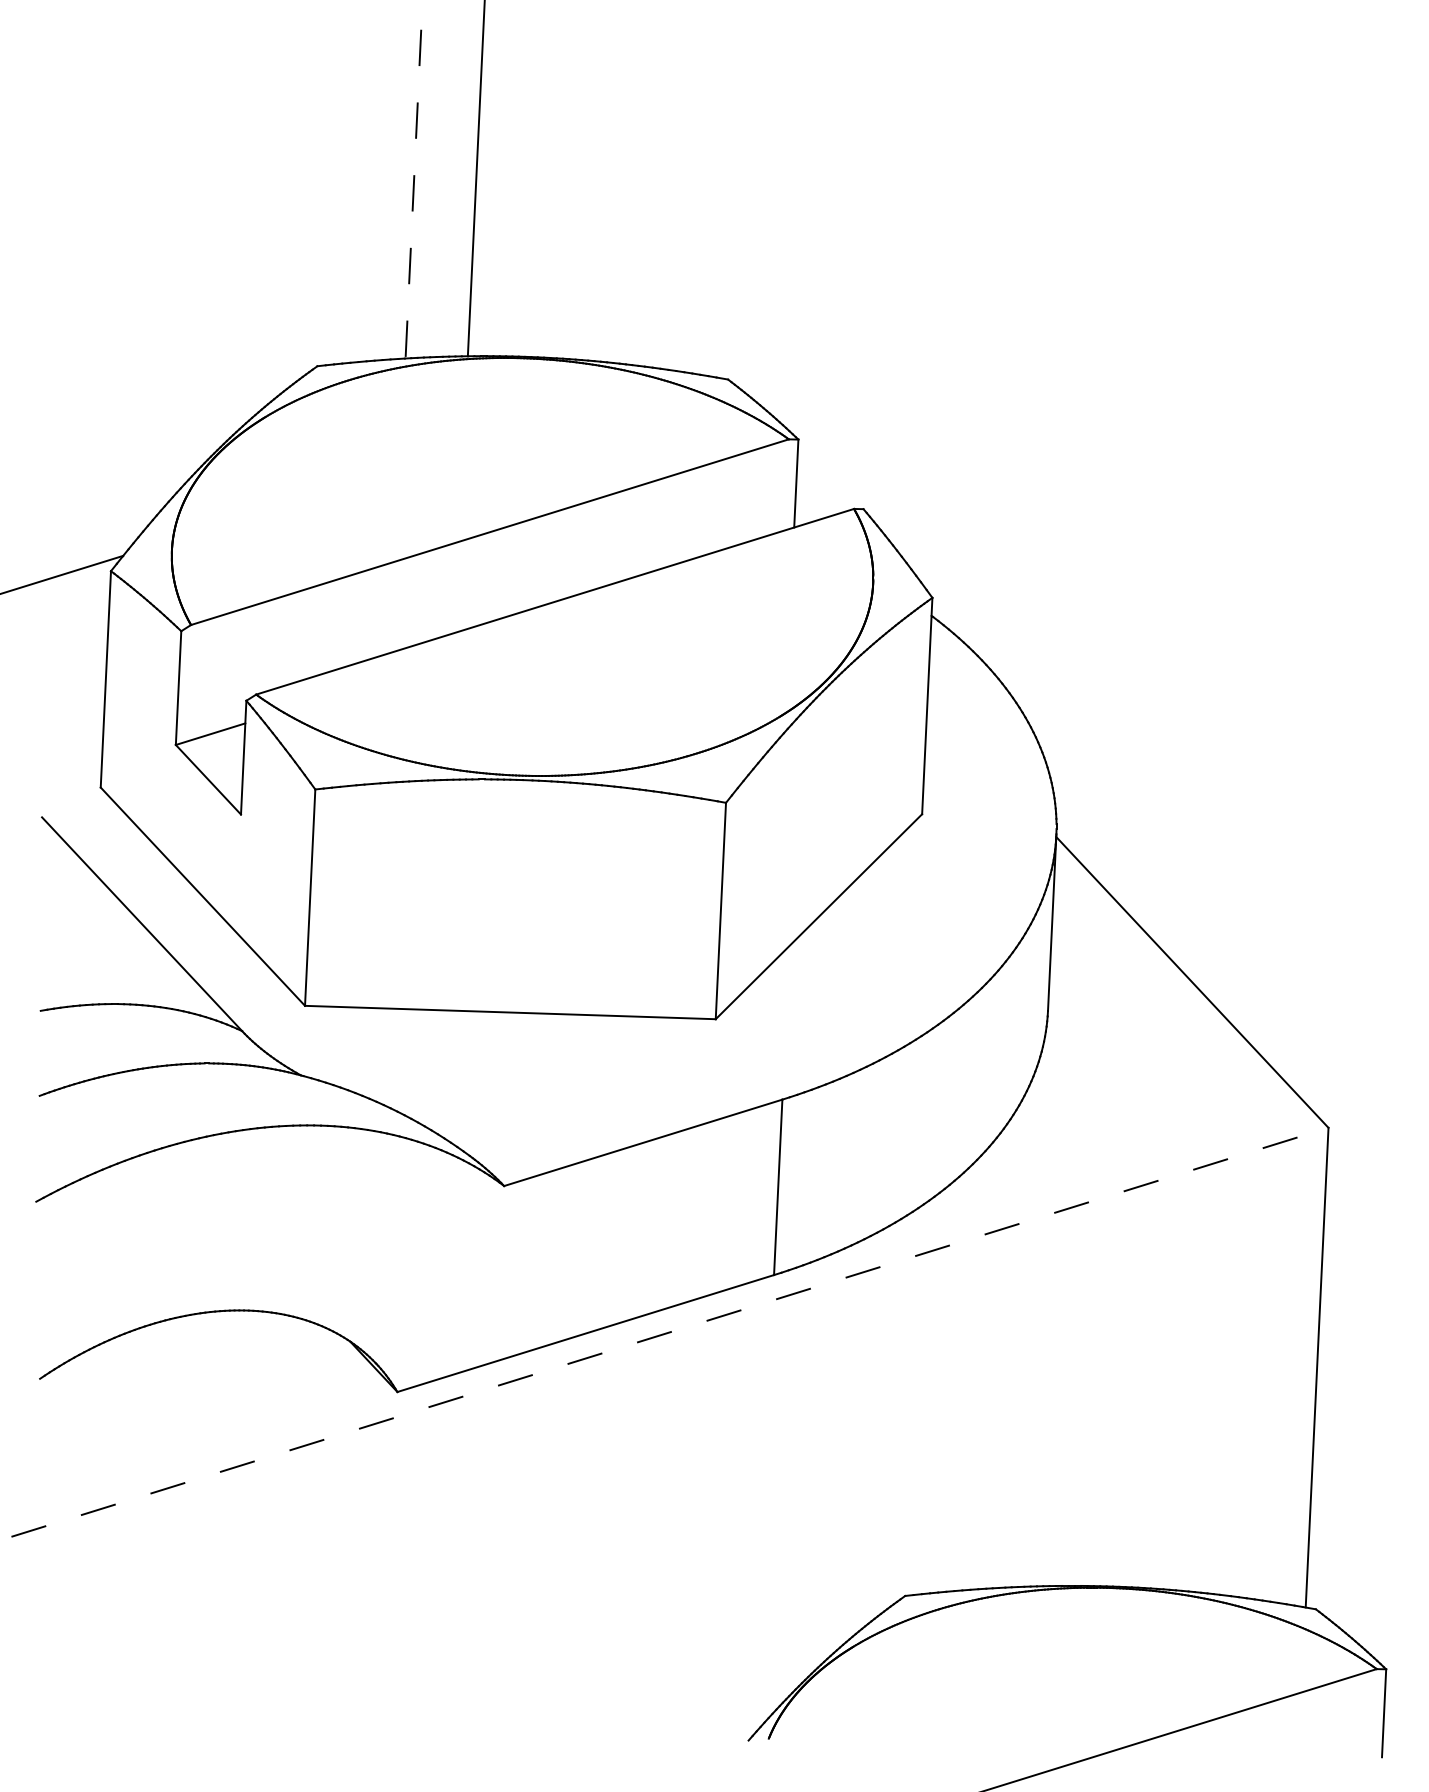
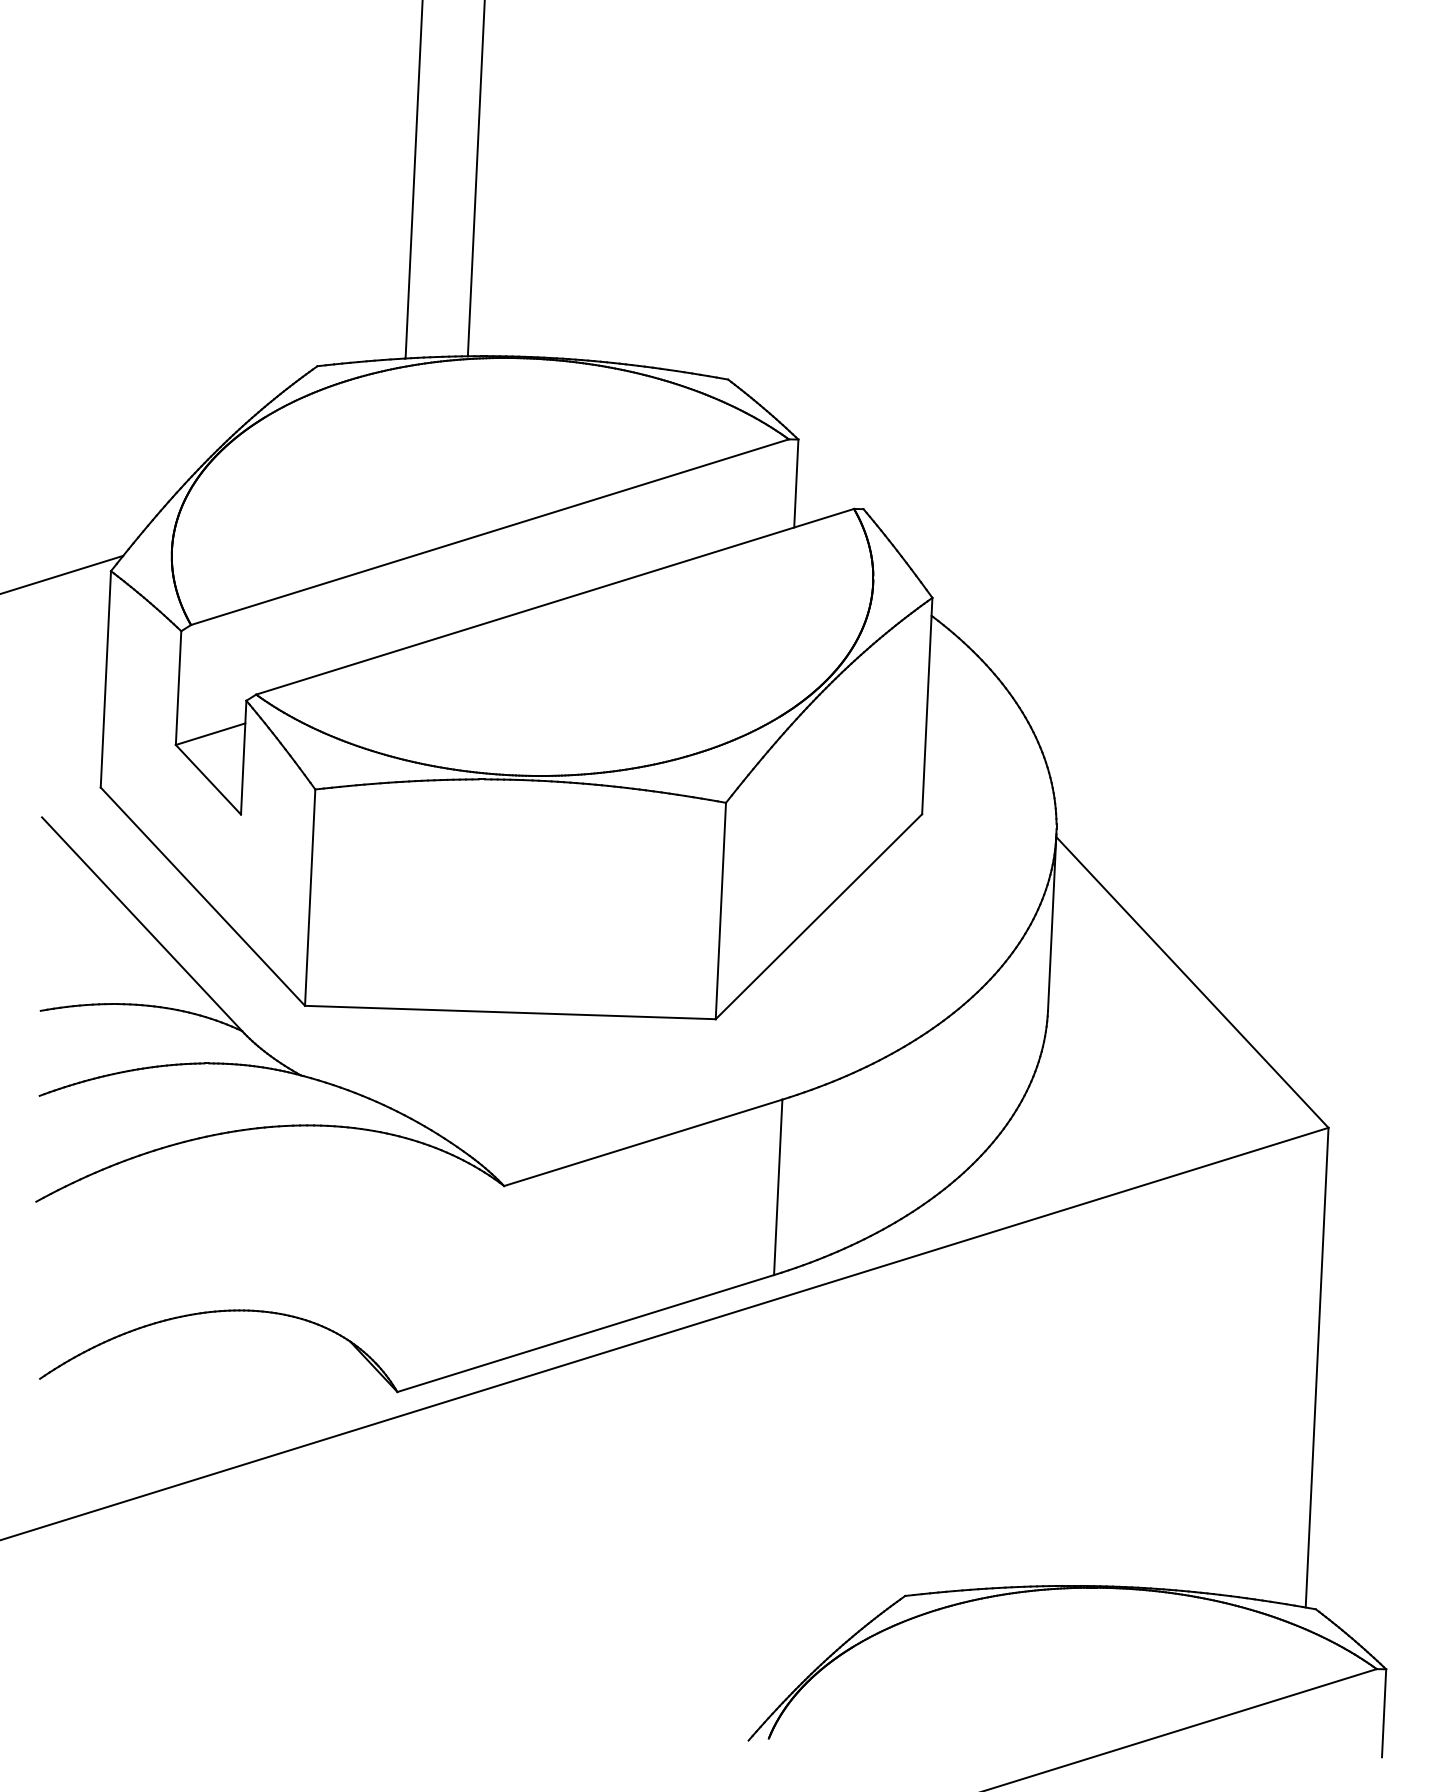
line: dashed -> solid (414, 179)
line: dashed -> solid (664, 1333)
